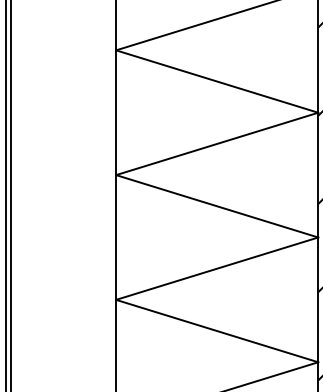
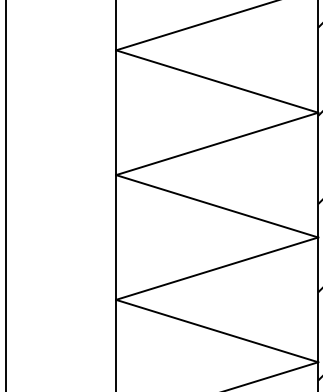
line: present -> none (11, 195)
